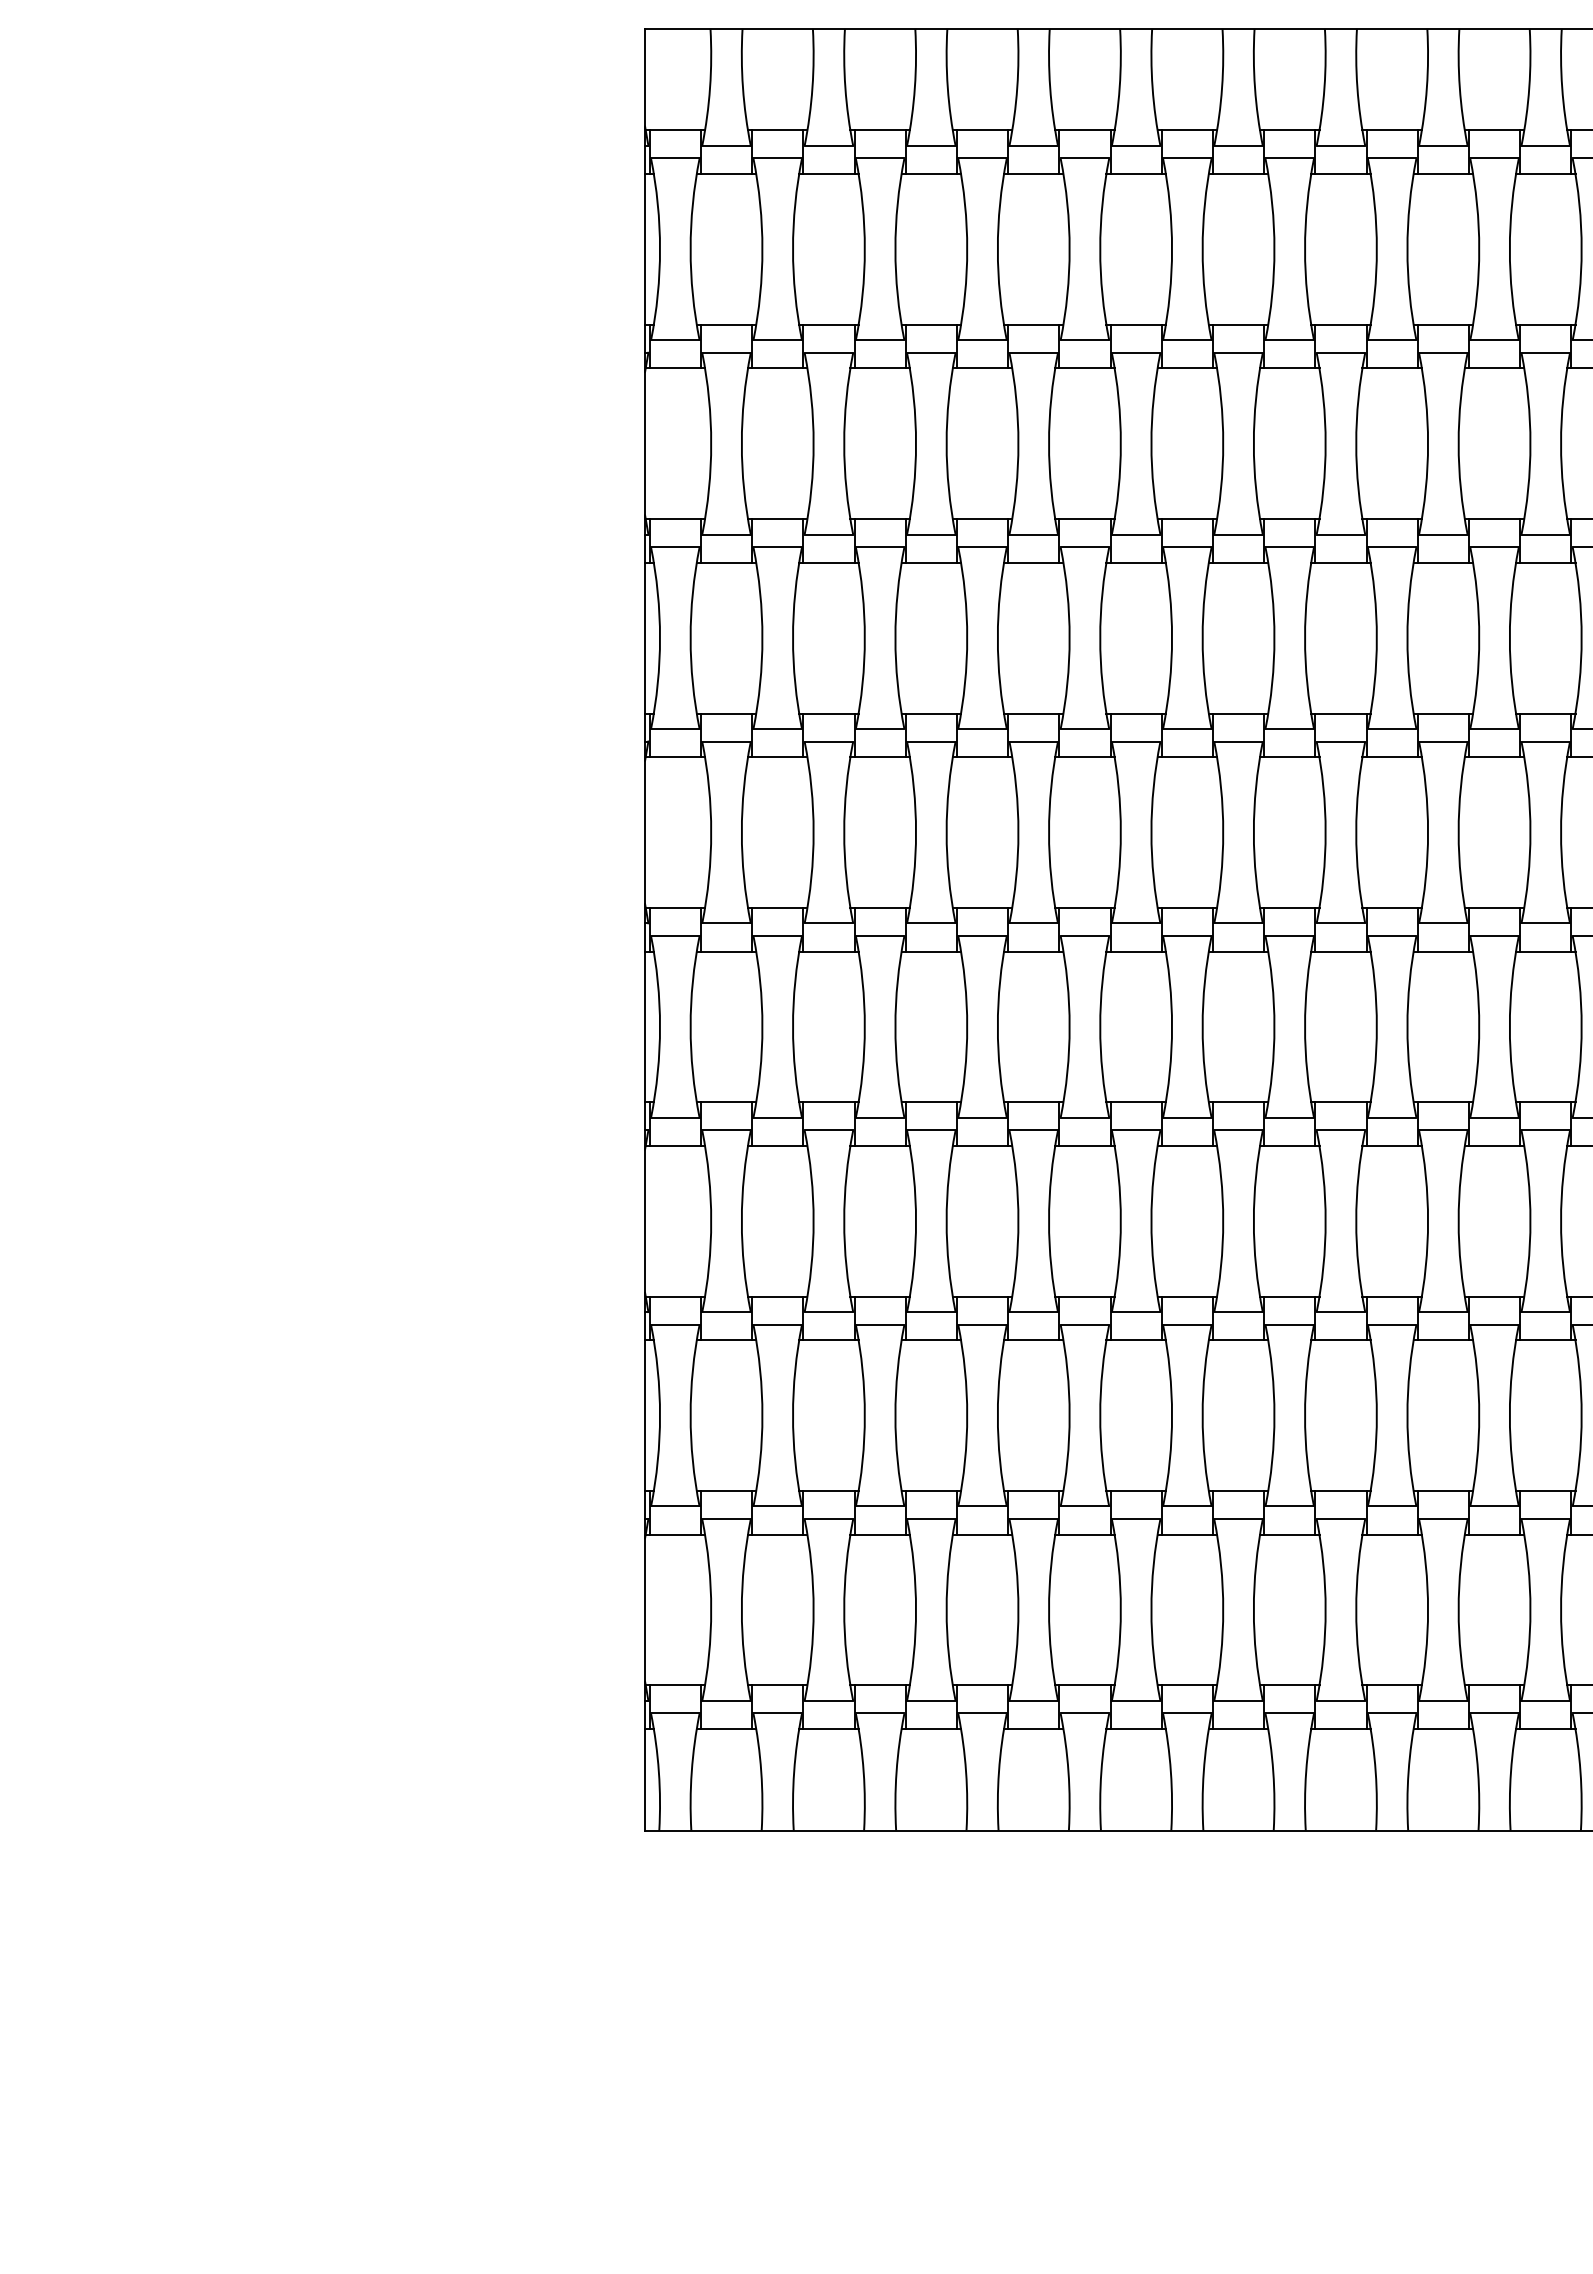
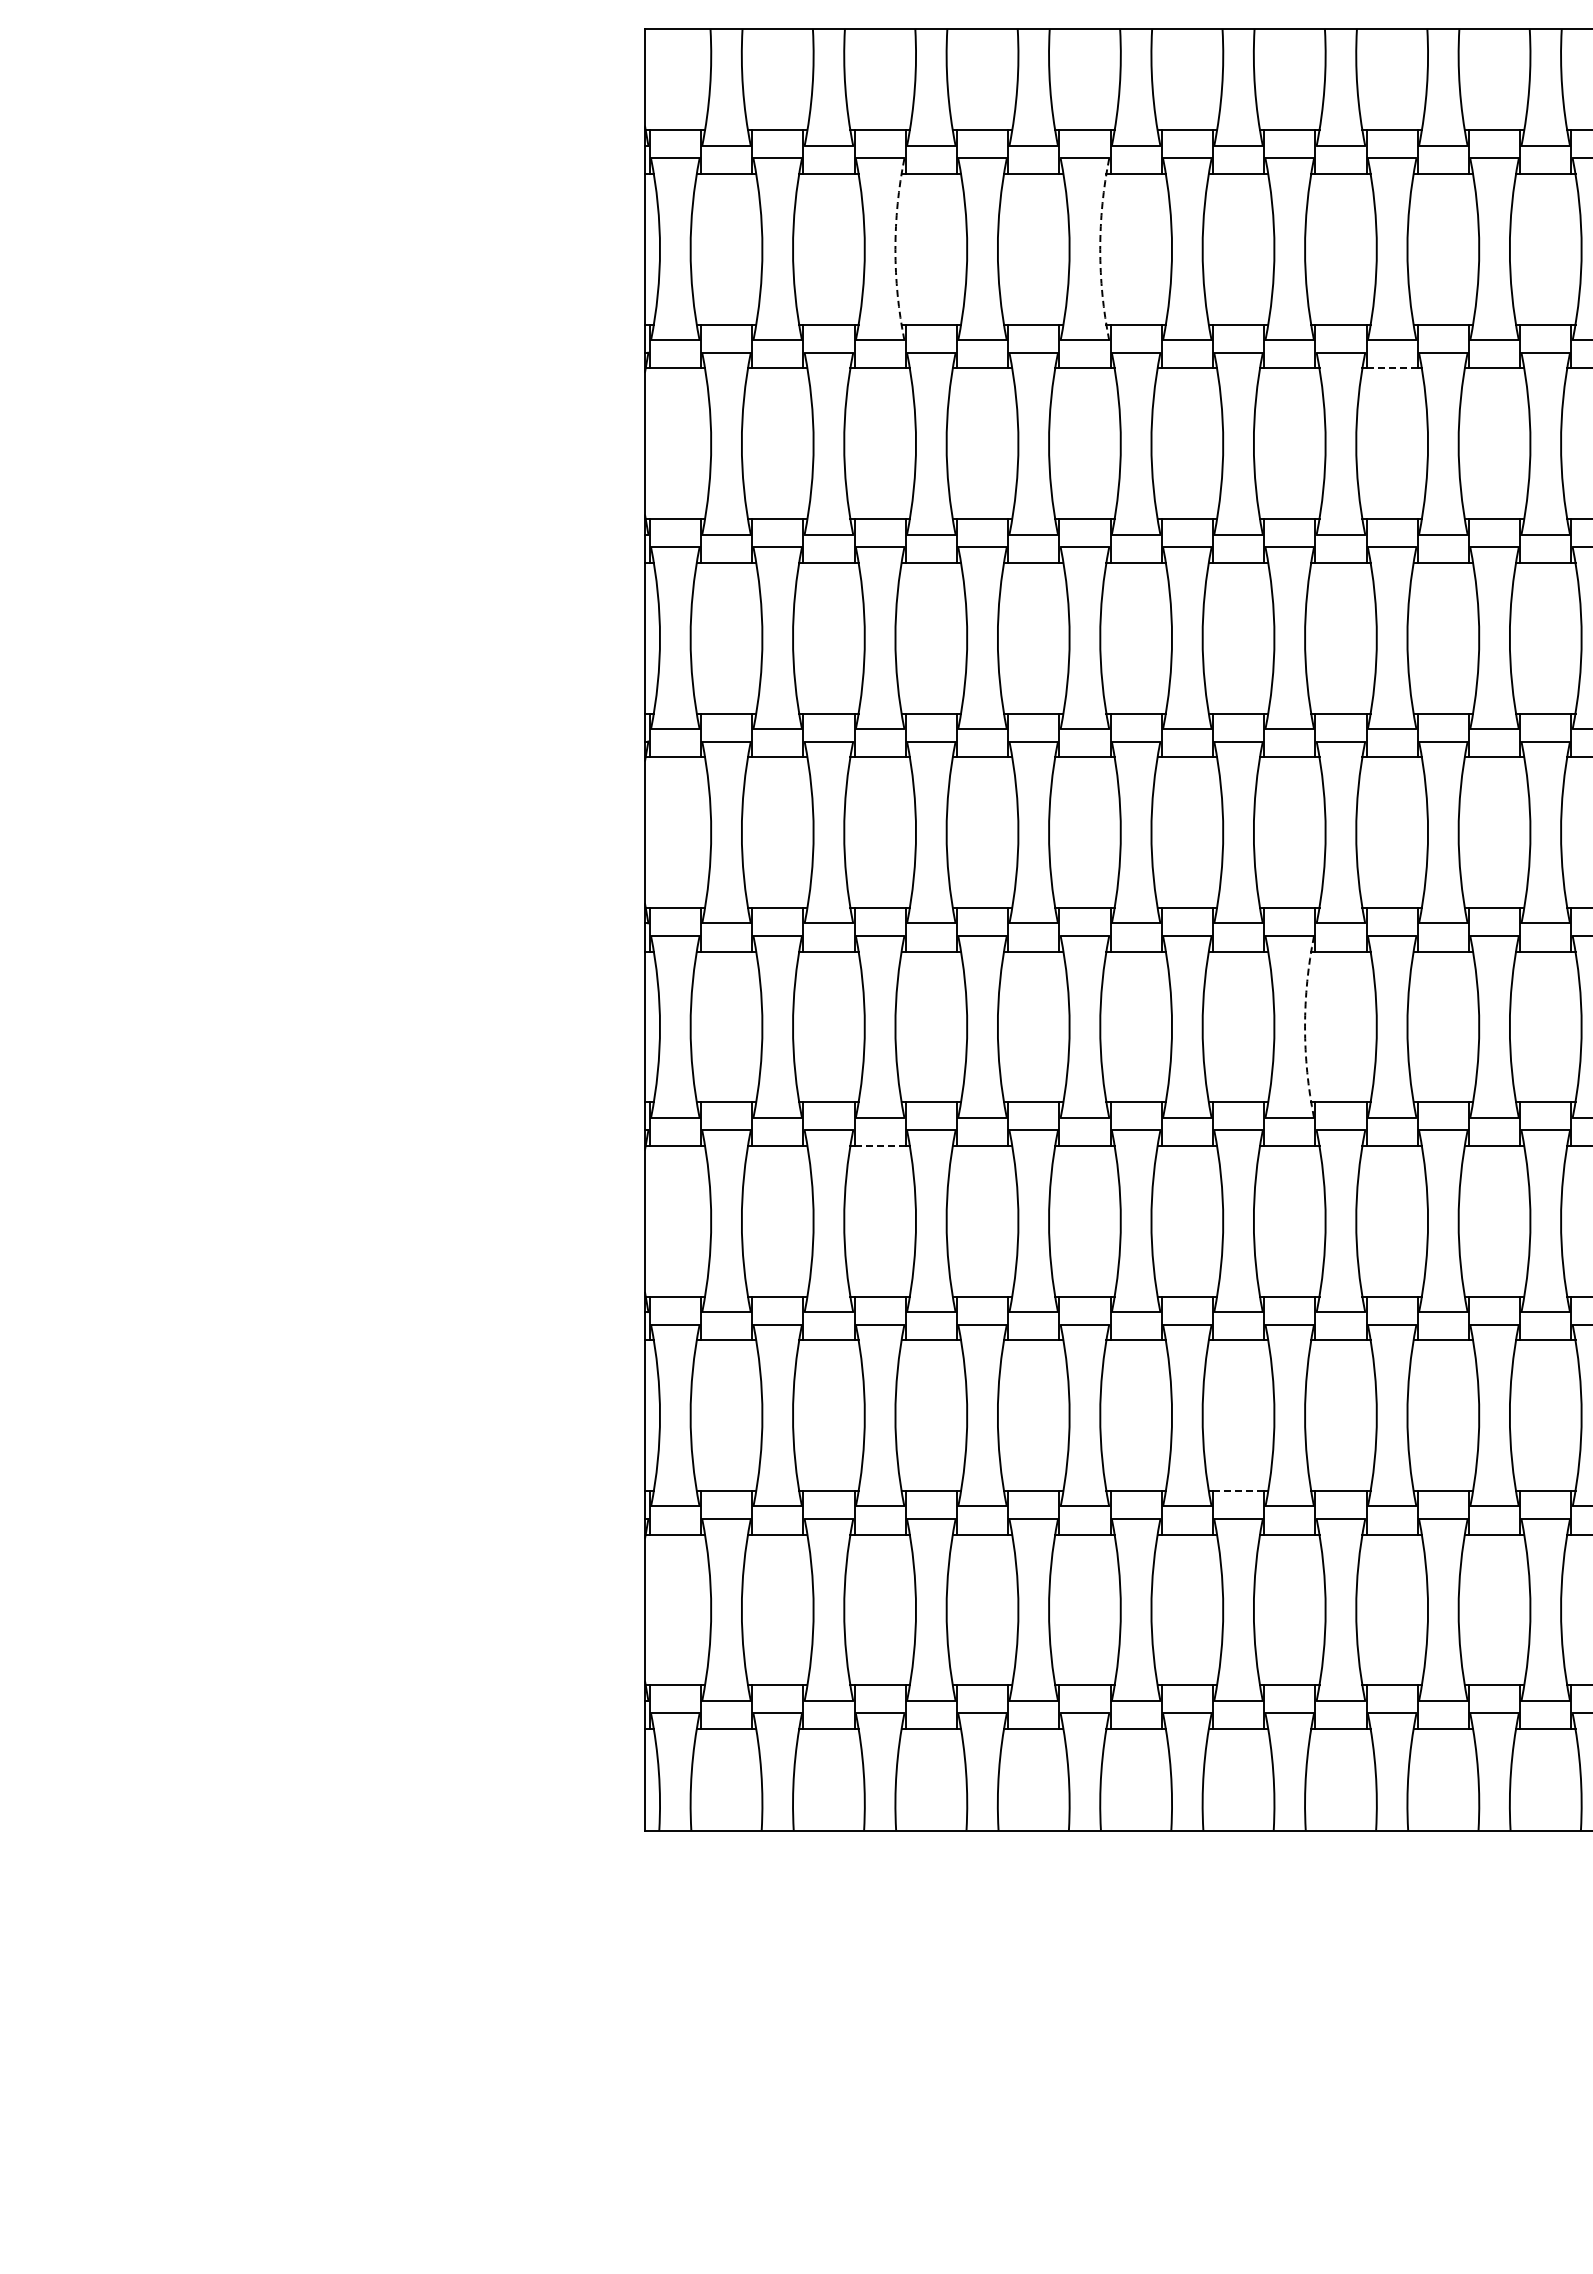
arc: solid -> dashed (895, 249)
arc: solid -> dashed (1100, 249)
line: solid -> dashed (1392, 368)
arc: solid -> dashed (1305, 1026)
line: solid -> dashed (880, 1145)
line: solid -> dashed (1238, 1491)
